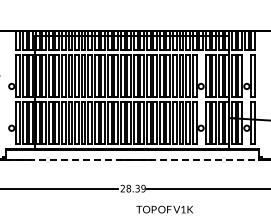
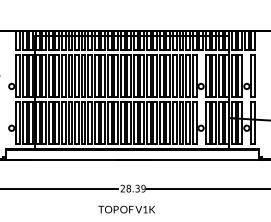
line: dashed -> solid (133, 160)
text position: (164, 209) -> (126, 209) (126, 209)
